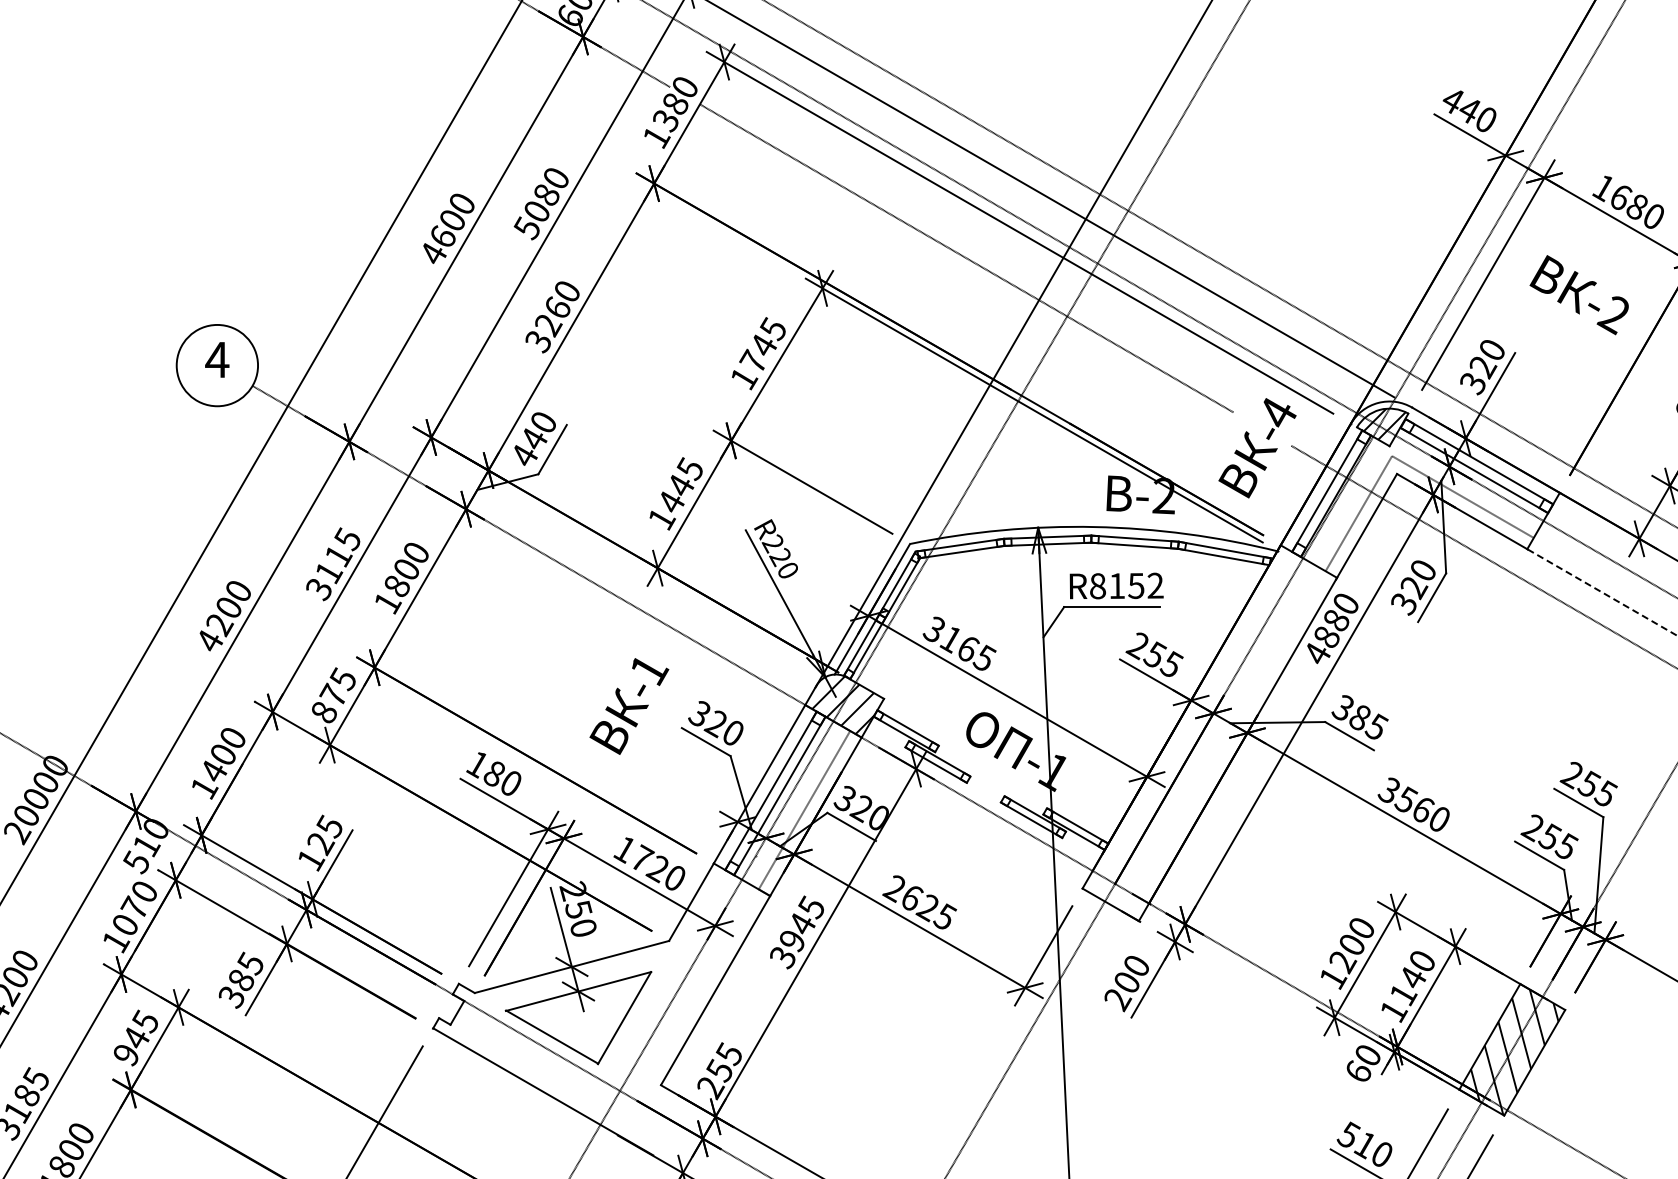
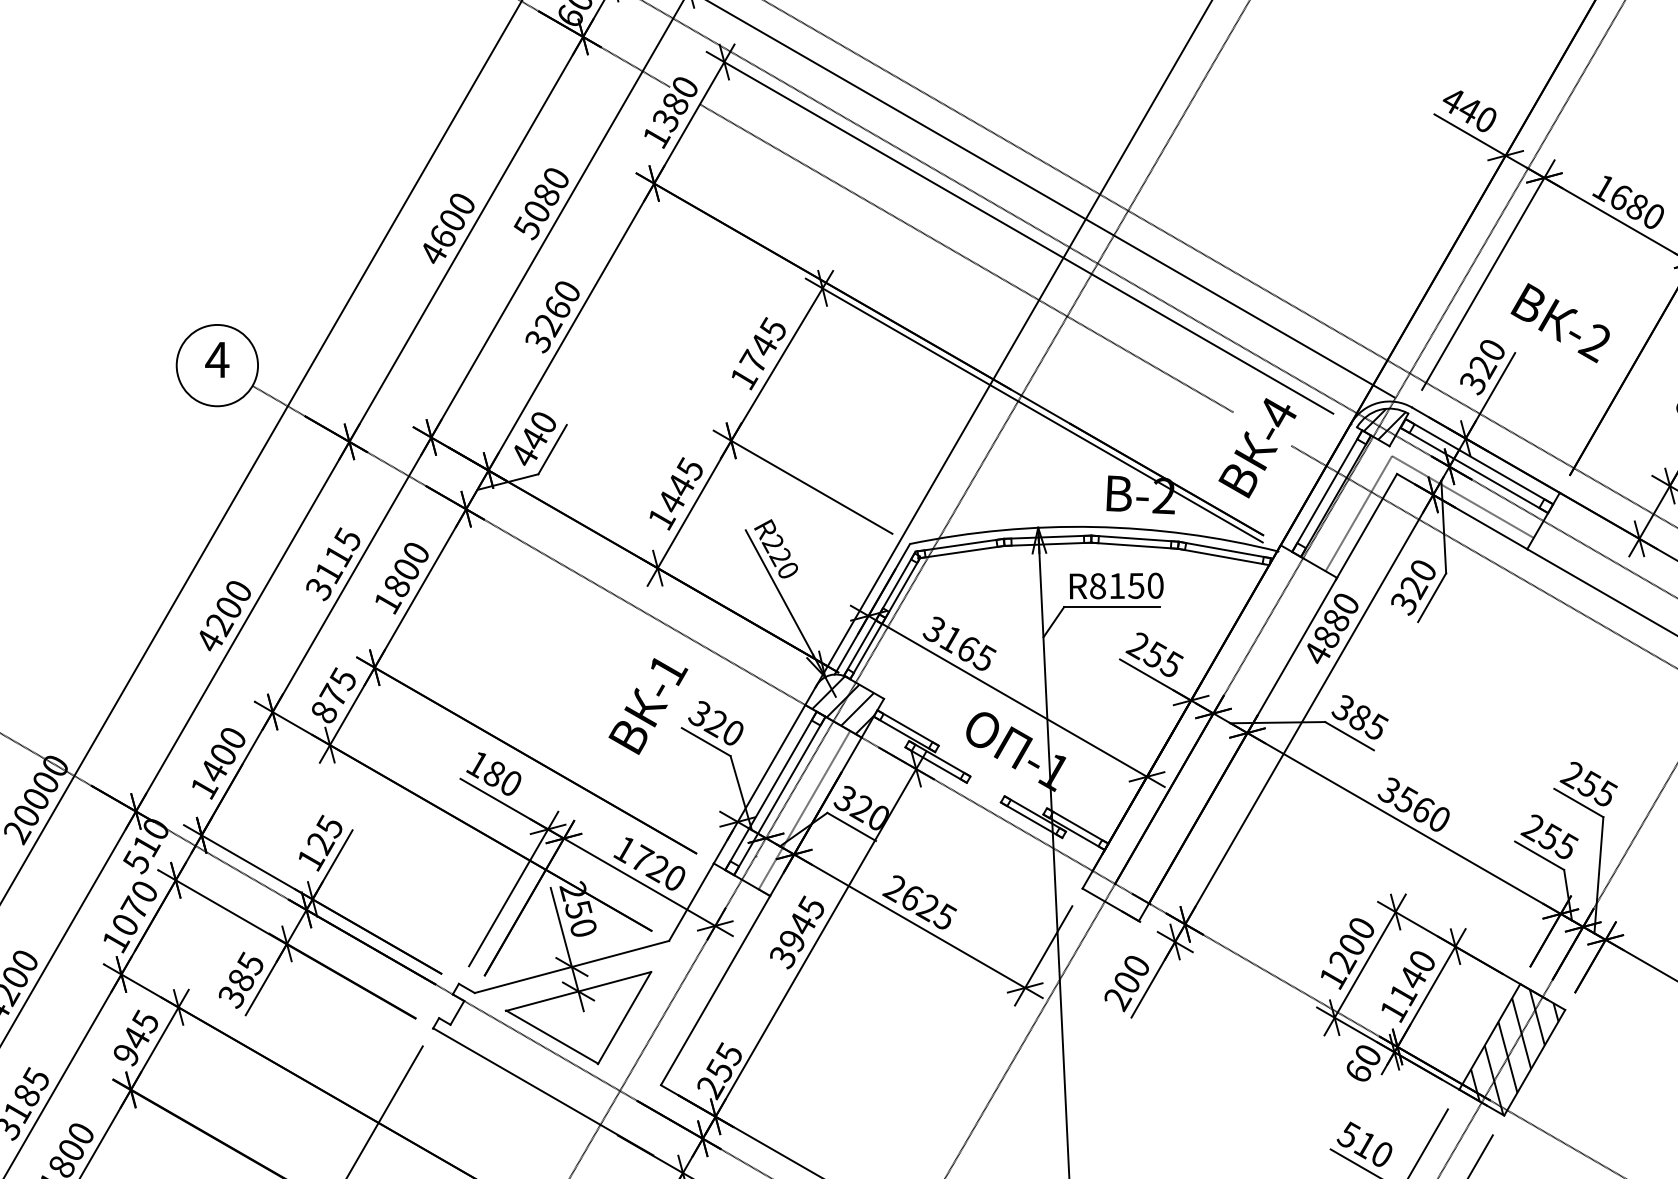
text position: (1578, 295) -> (1559, 323) (1559, 323)
text: R8152 -> R8150 (1155, 585)
line: dashed -> solid (1603, 592)
text position: (629, 706) -> (648, 706) (648, 706)
